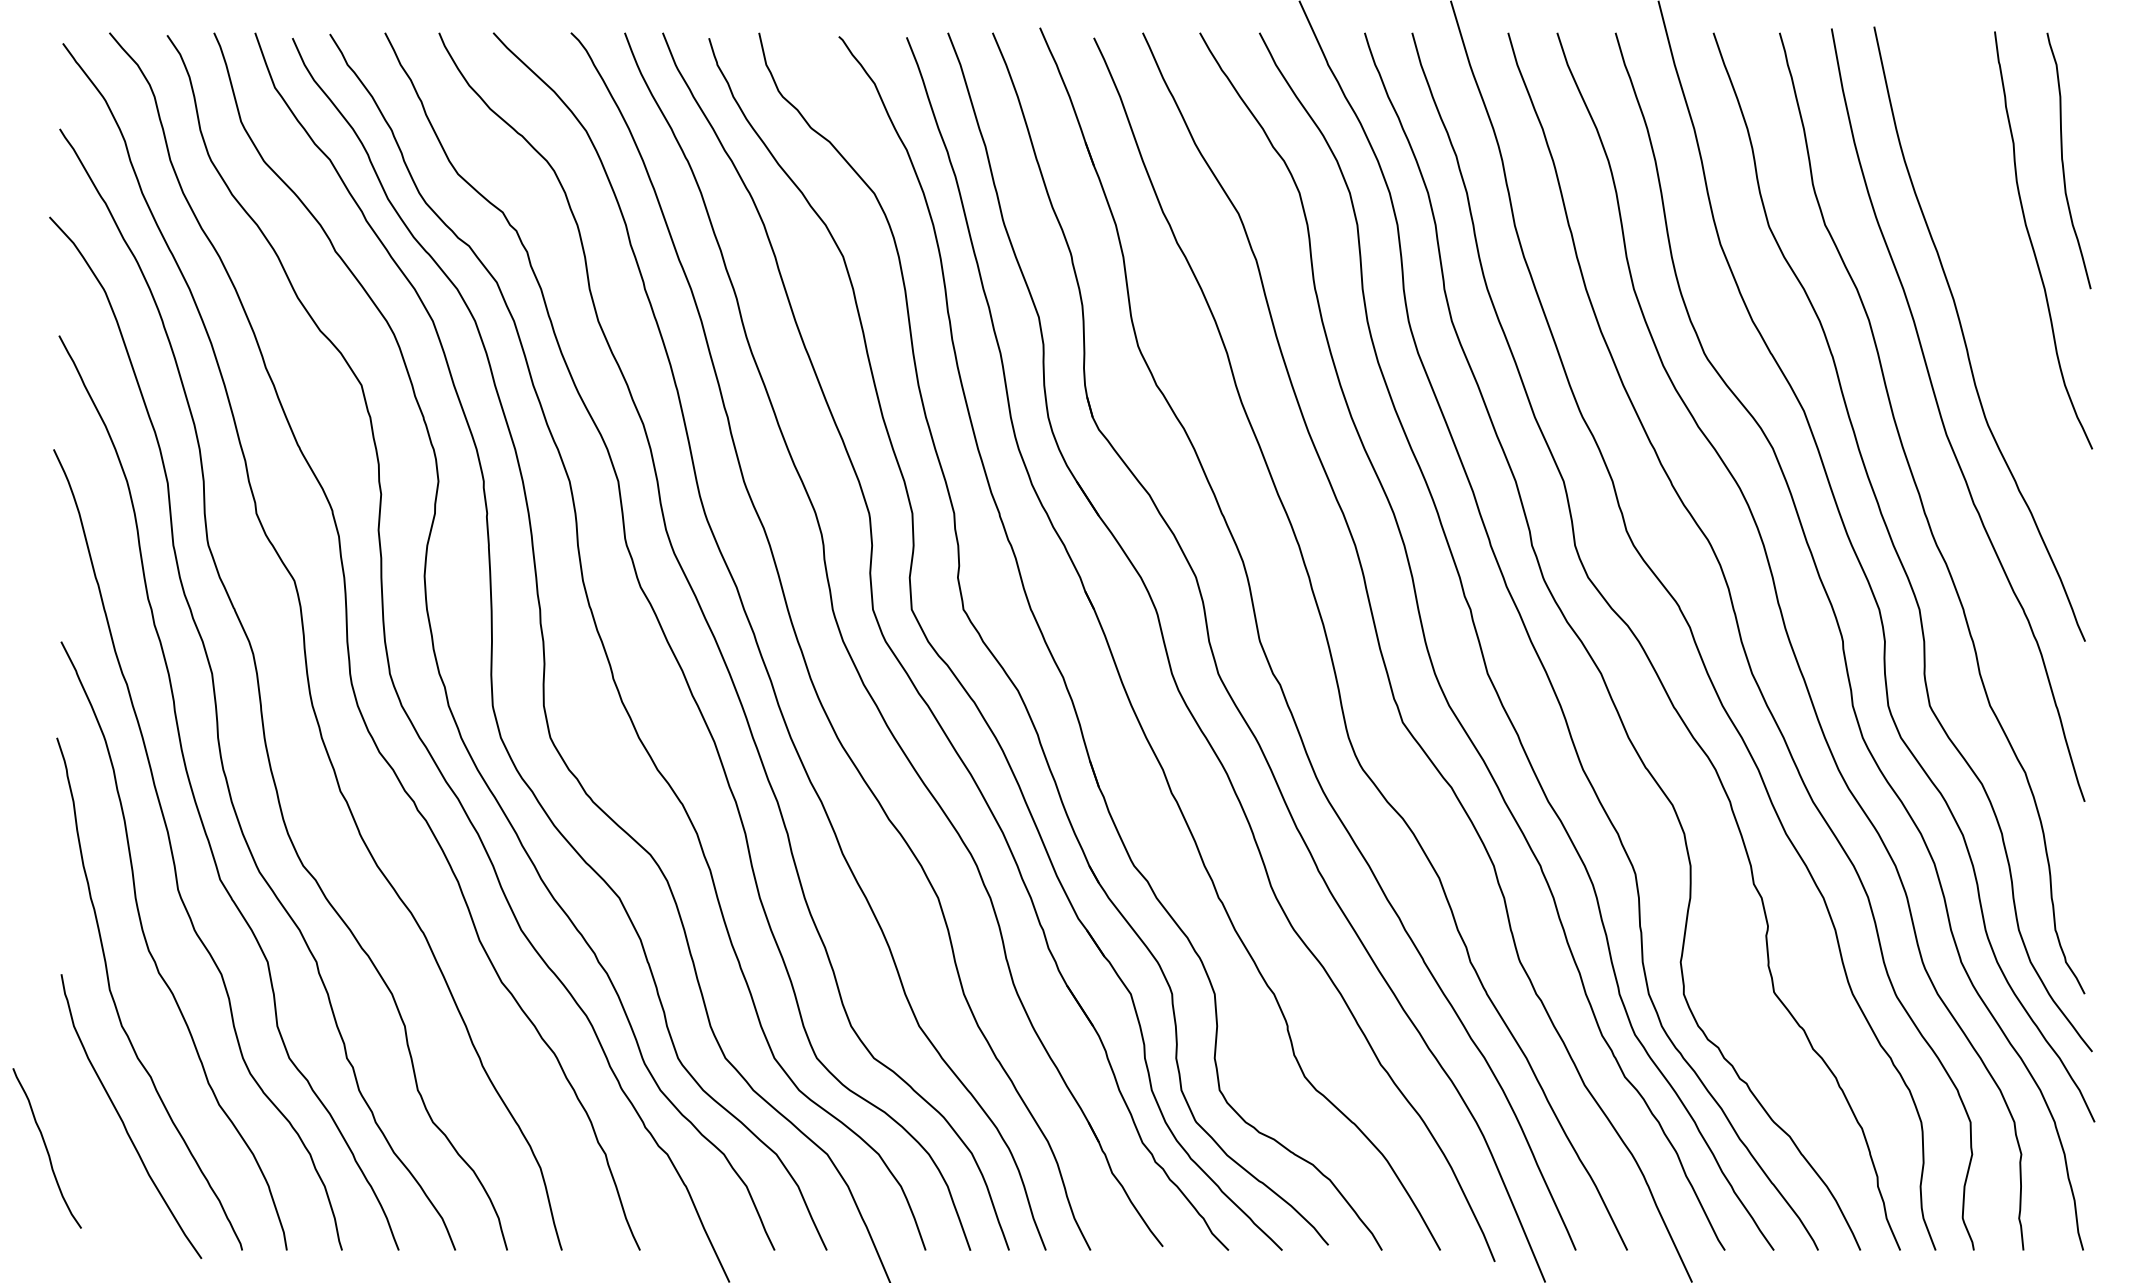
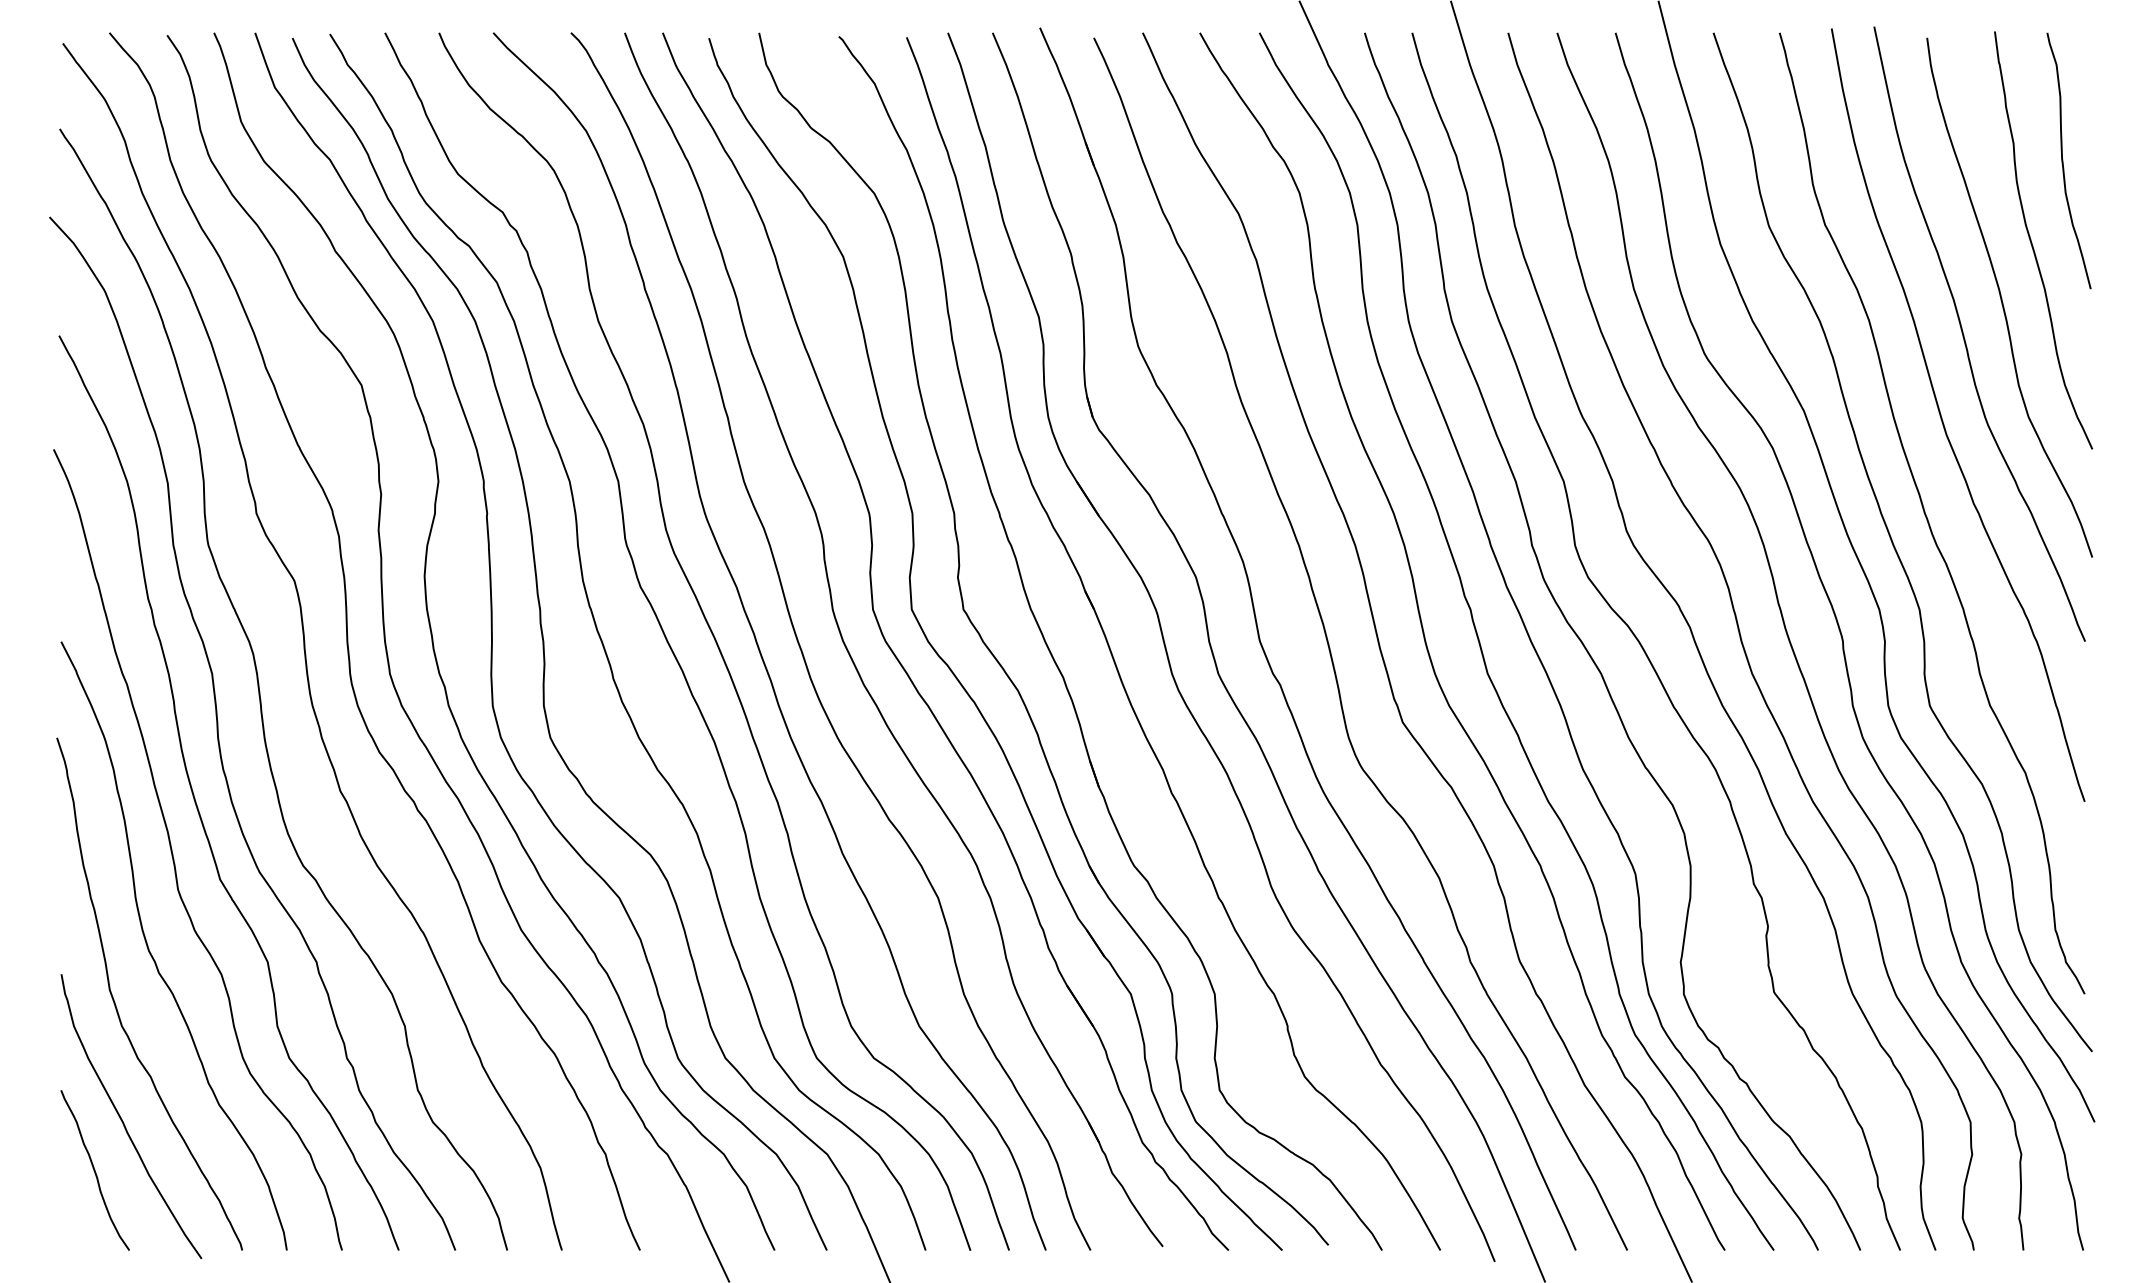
curve: none -> present (2002, 298)
curve position: (46, 1148) -> (94, 1170) (94, 1170)
